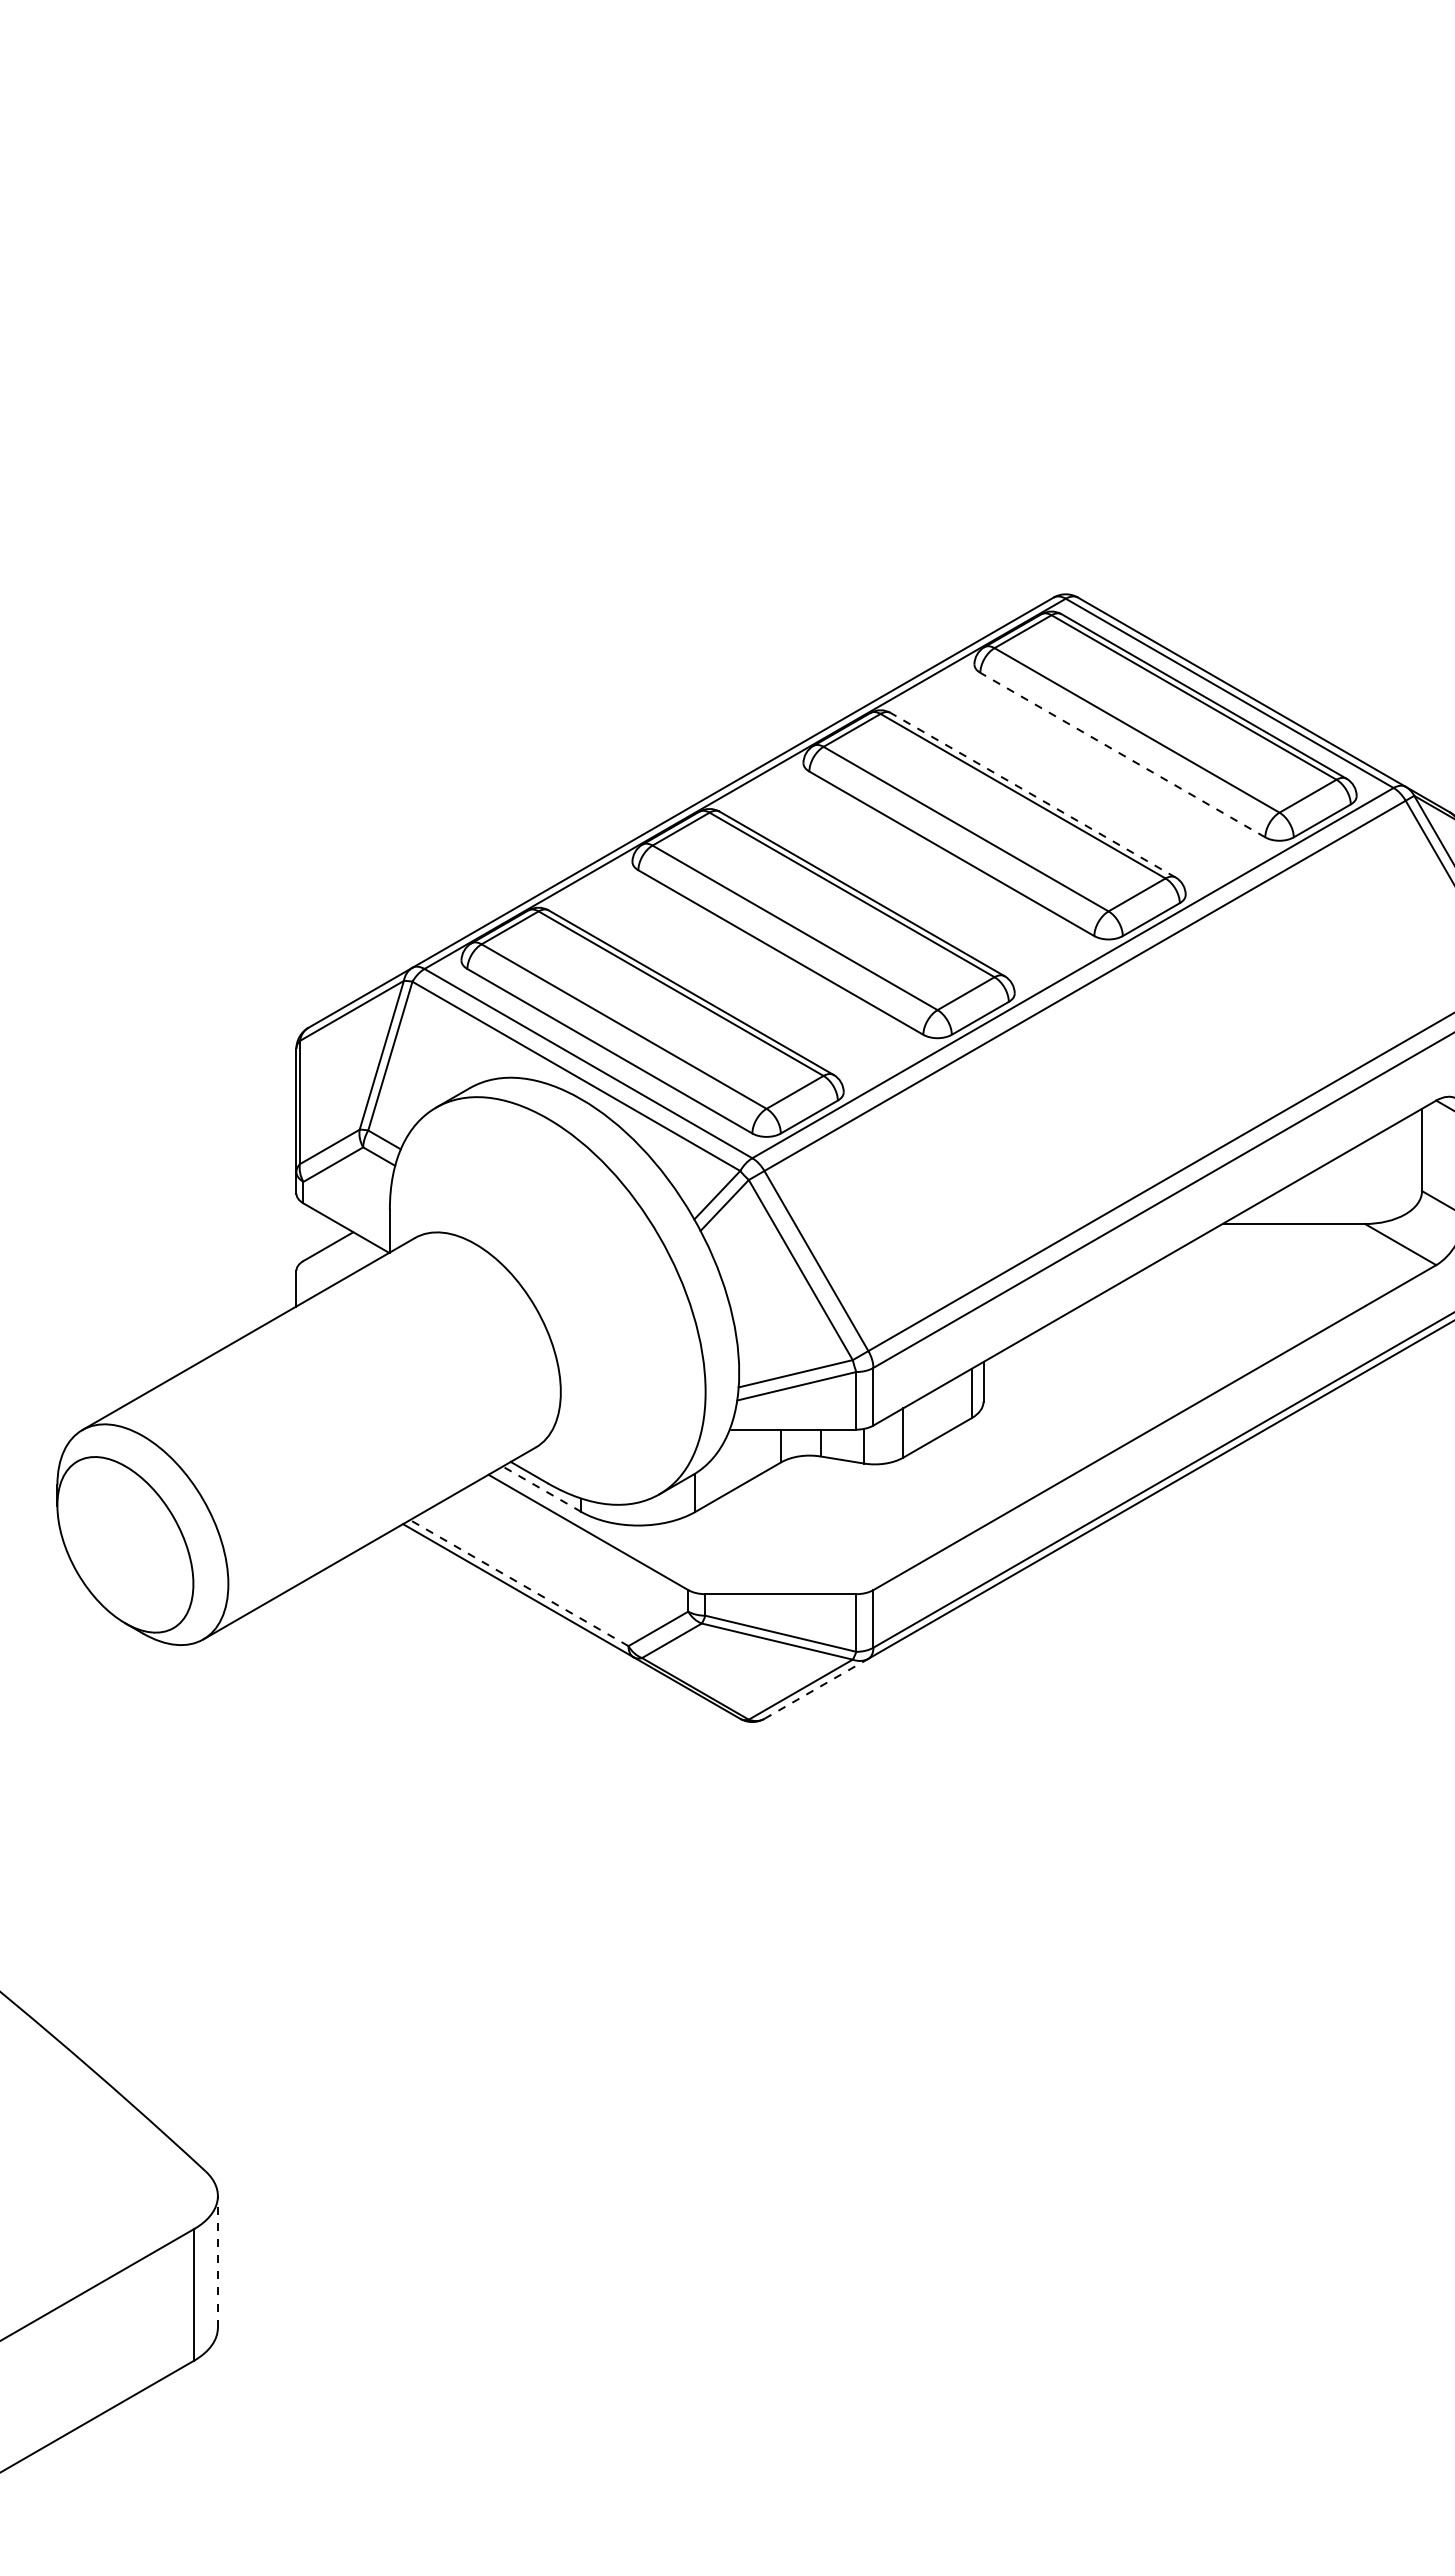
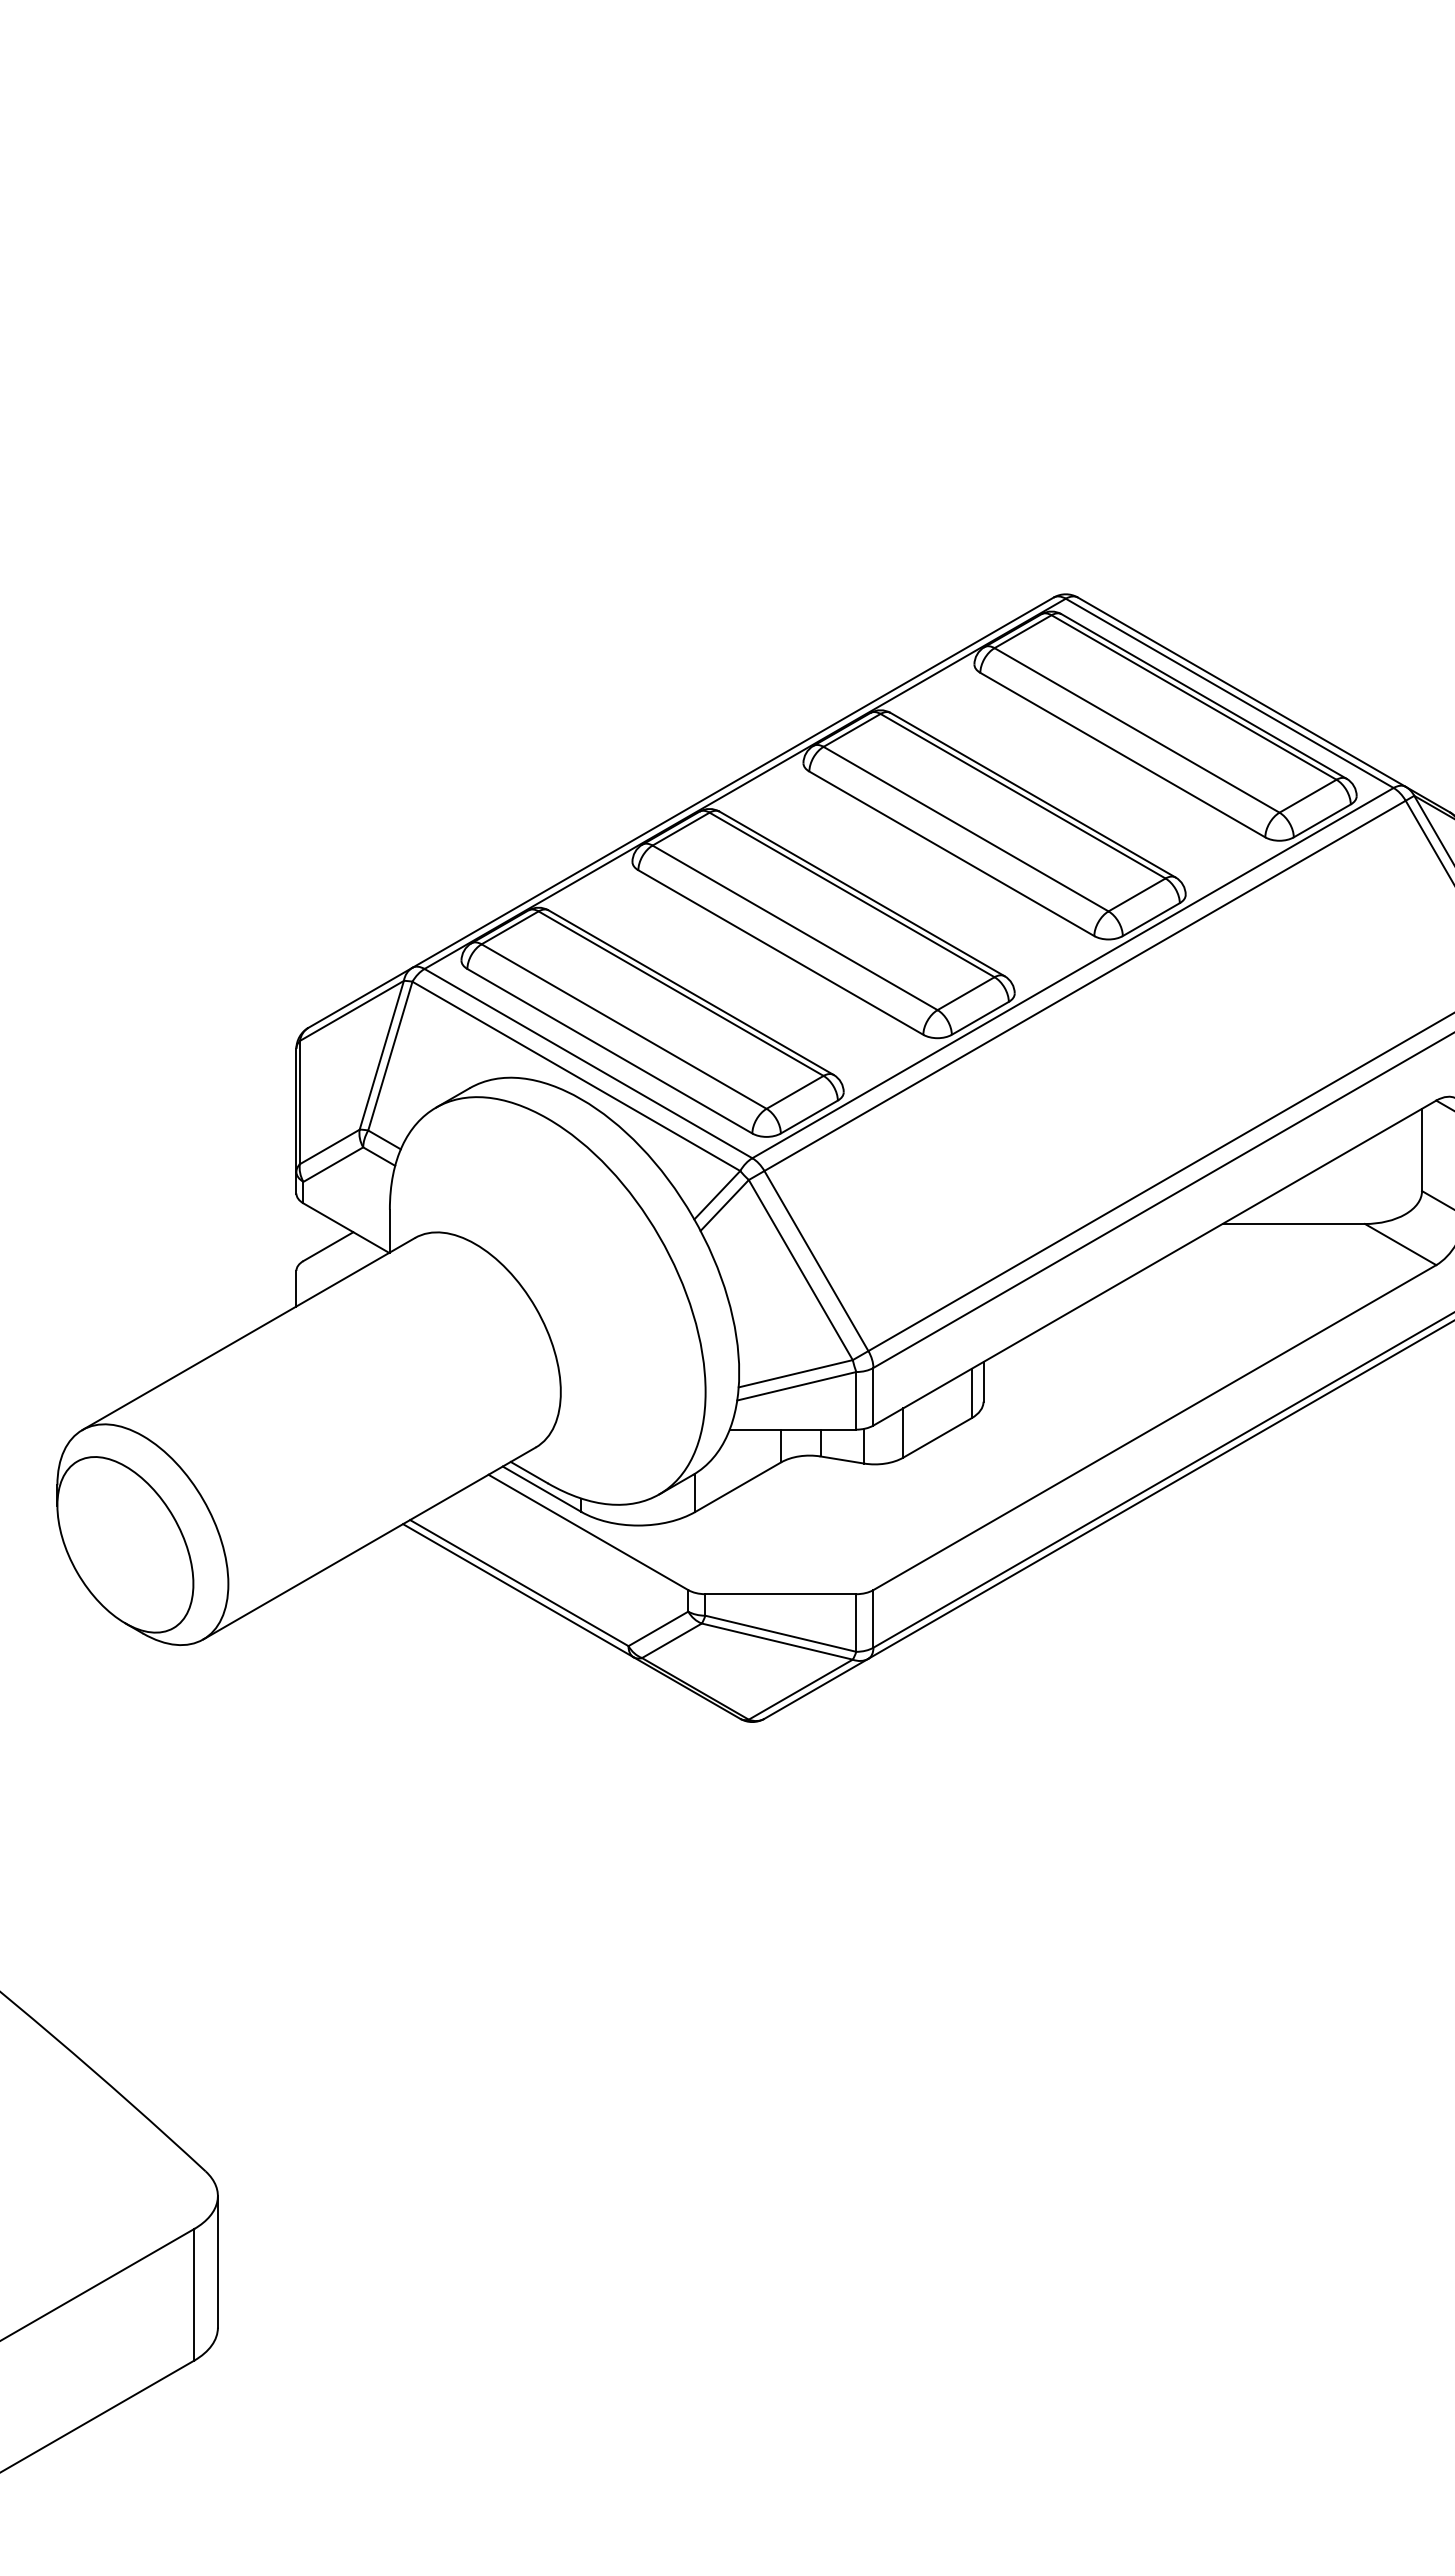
line: dashed -> solid (1122, 755)
line: dashed -> solid (1033, 795)
line: dashed -> solid (541, 1489)
line: dashed -> solid (518, 1582)
line: dashed -> solid (816, 1688)
line: dashed -> solid (217, 2261)
